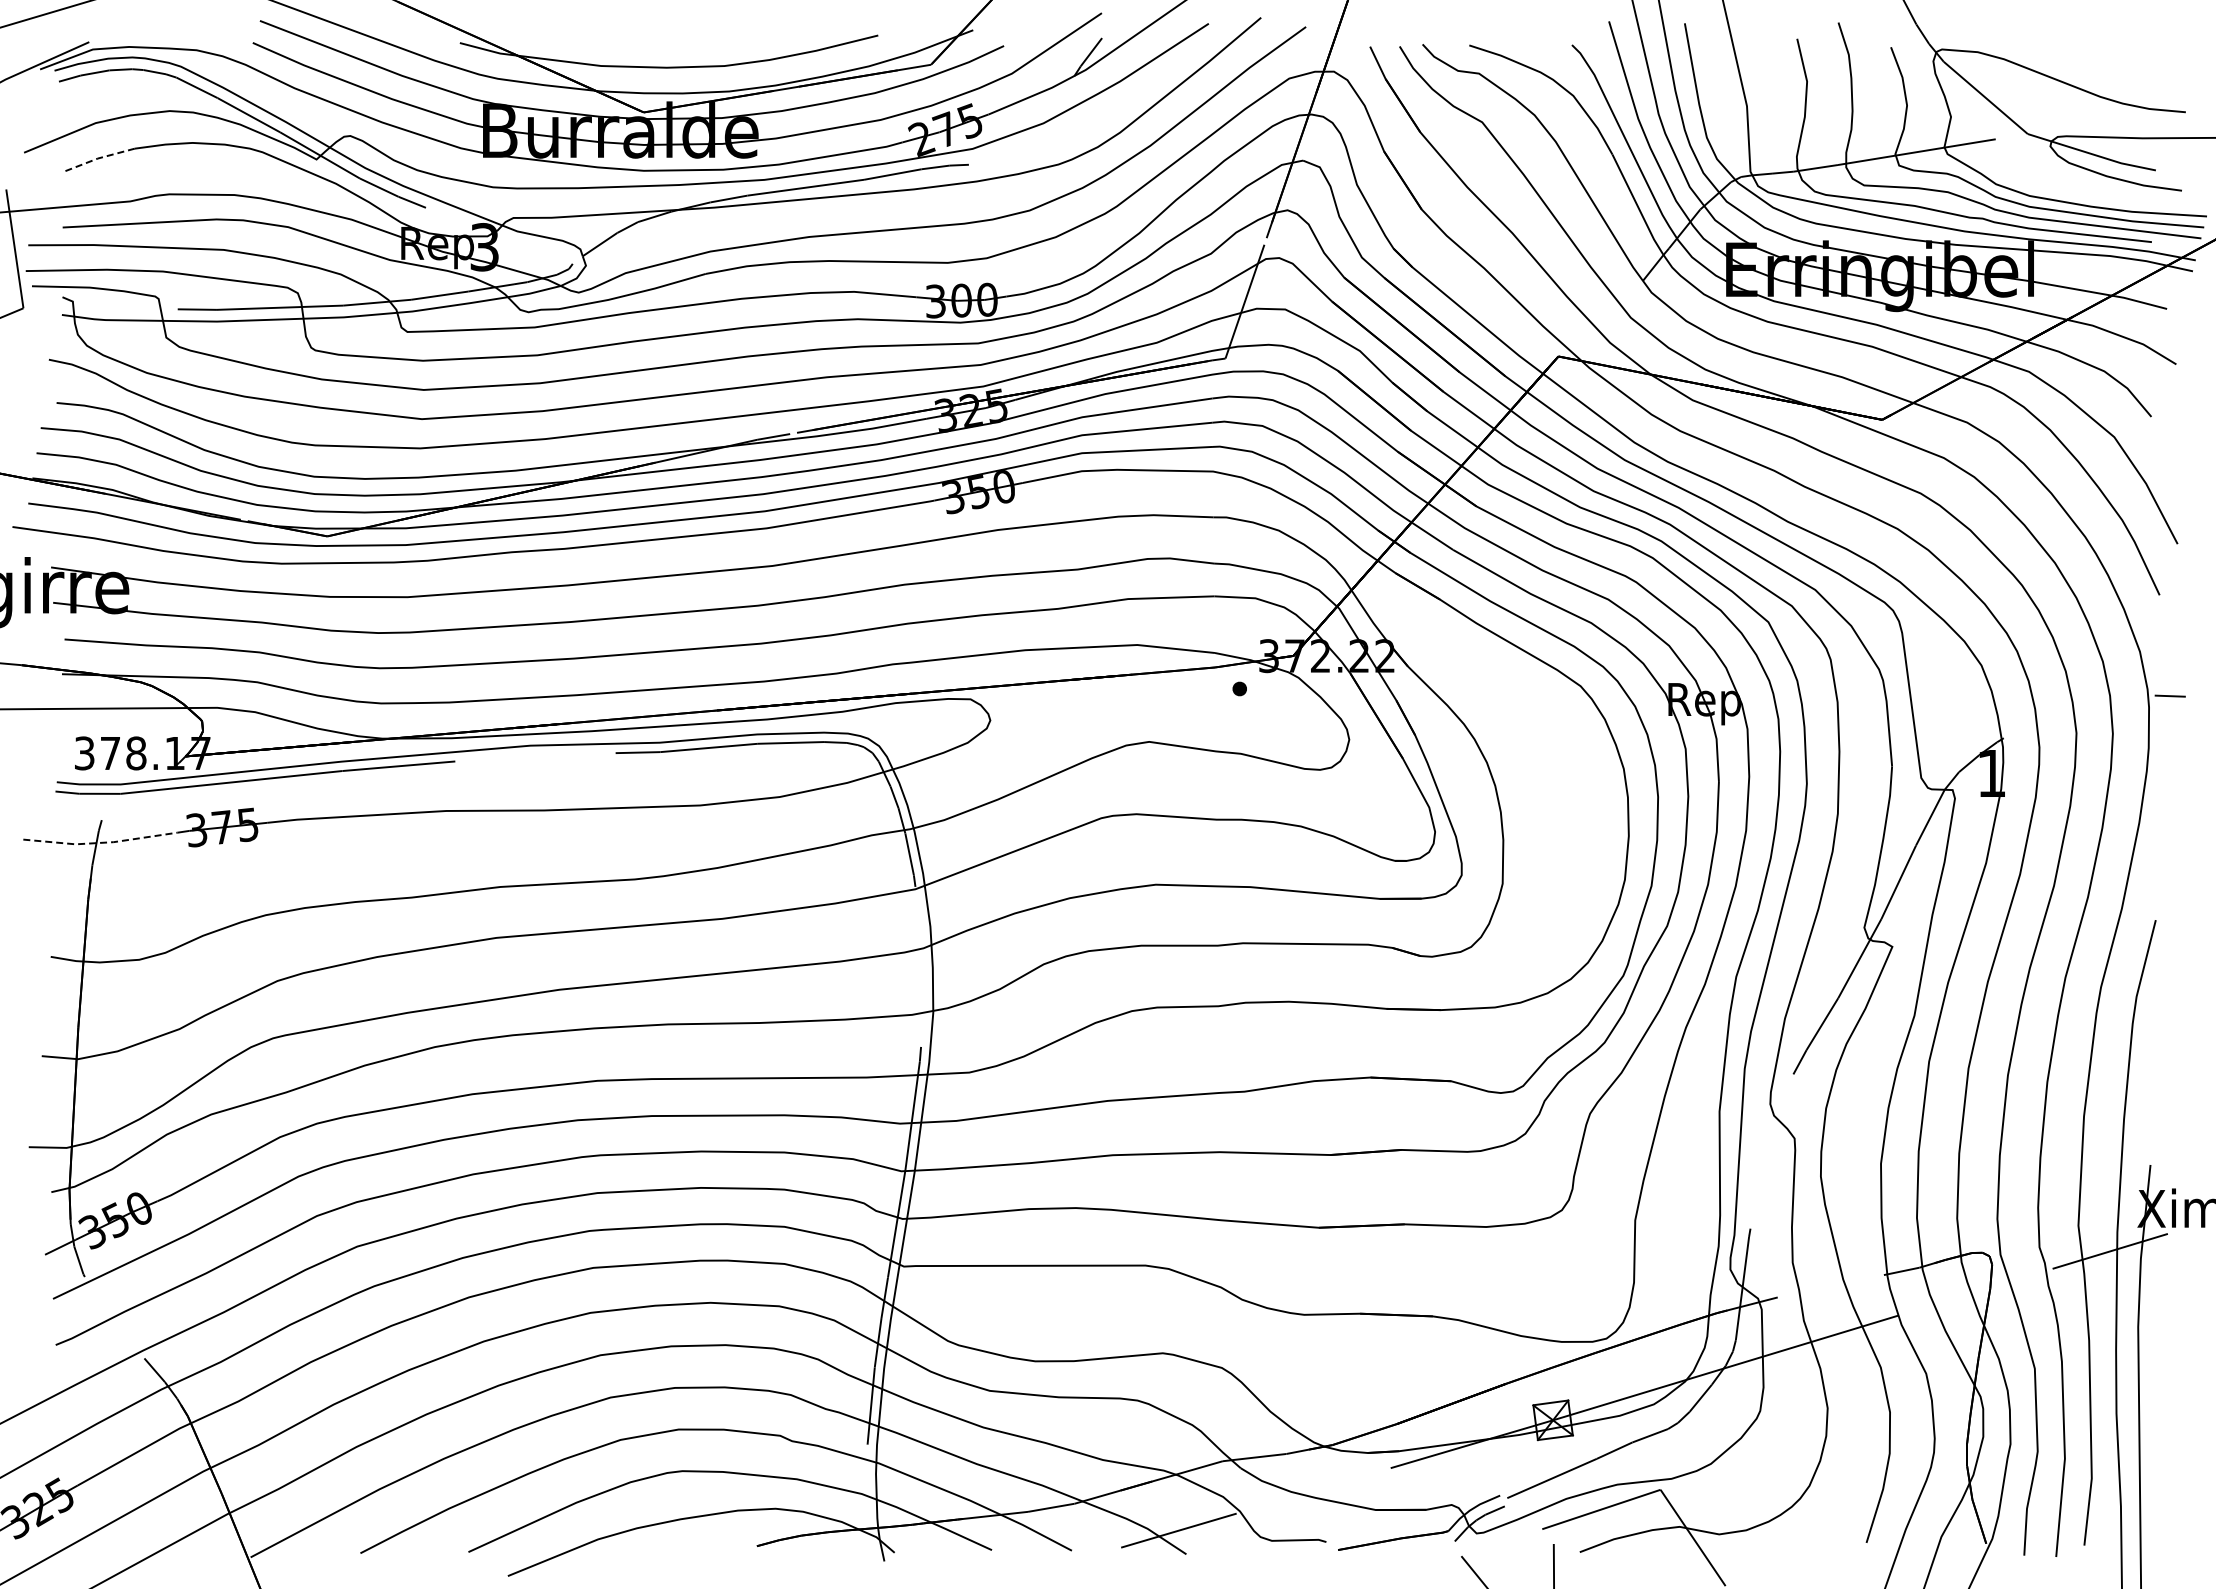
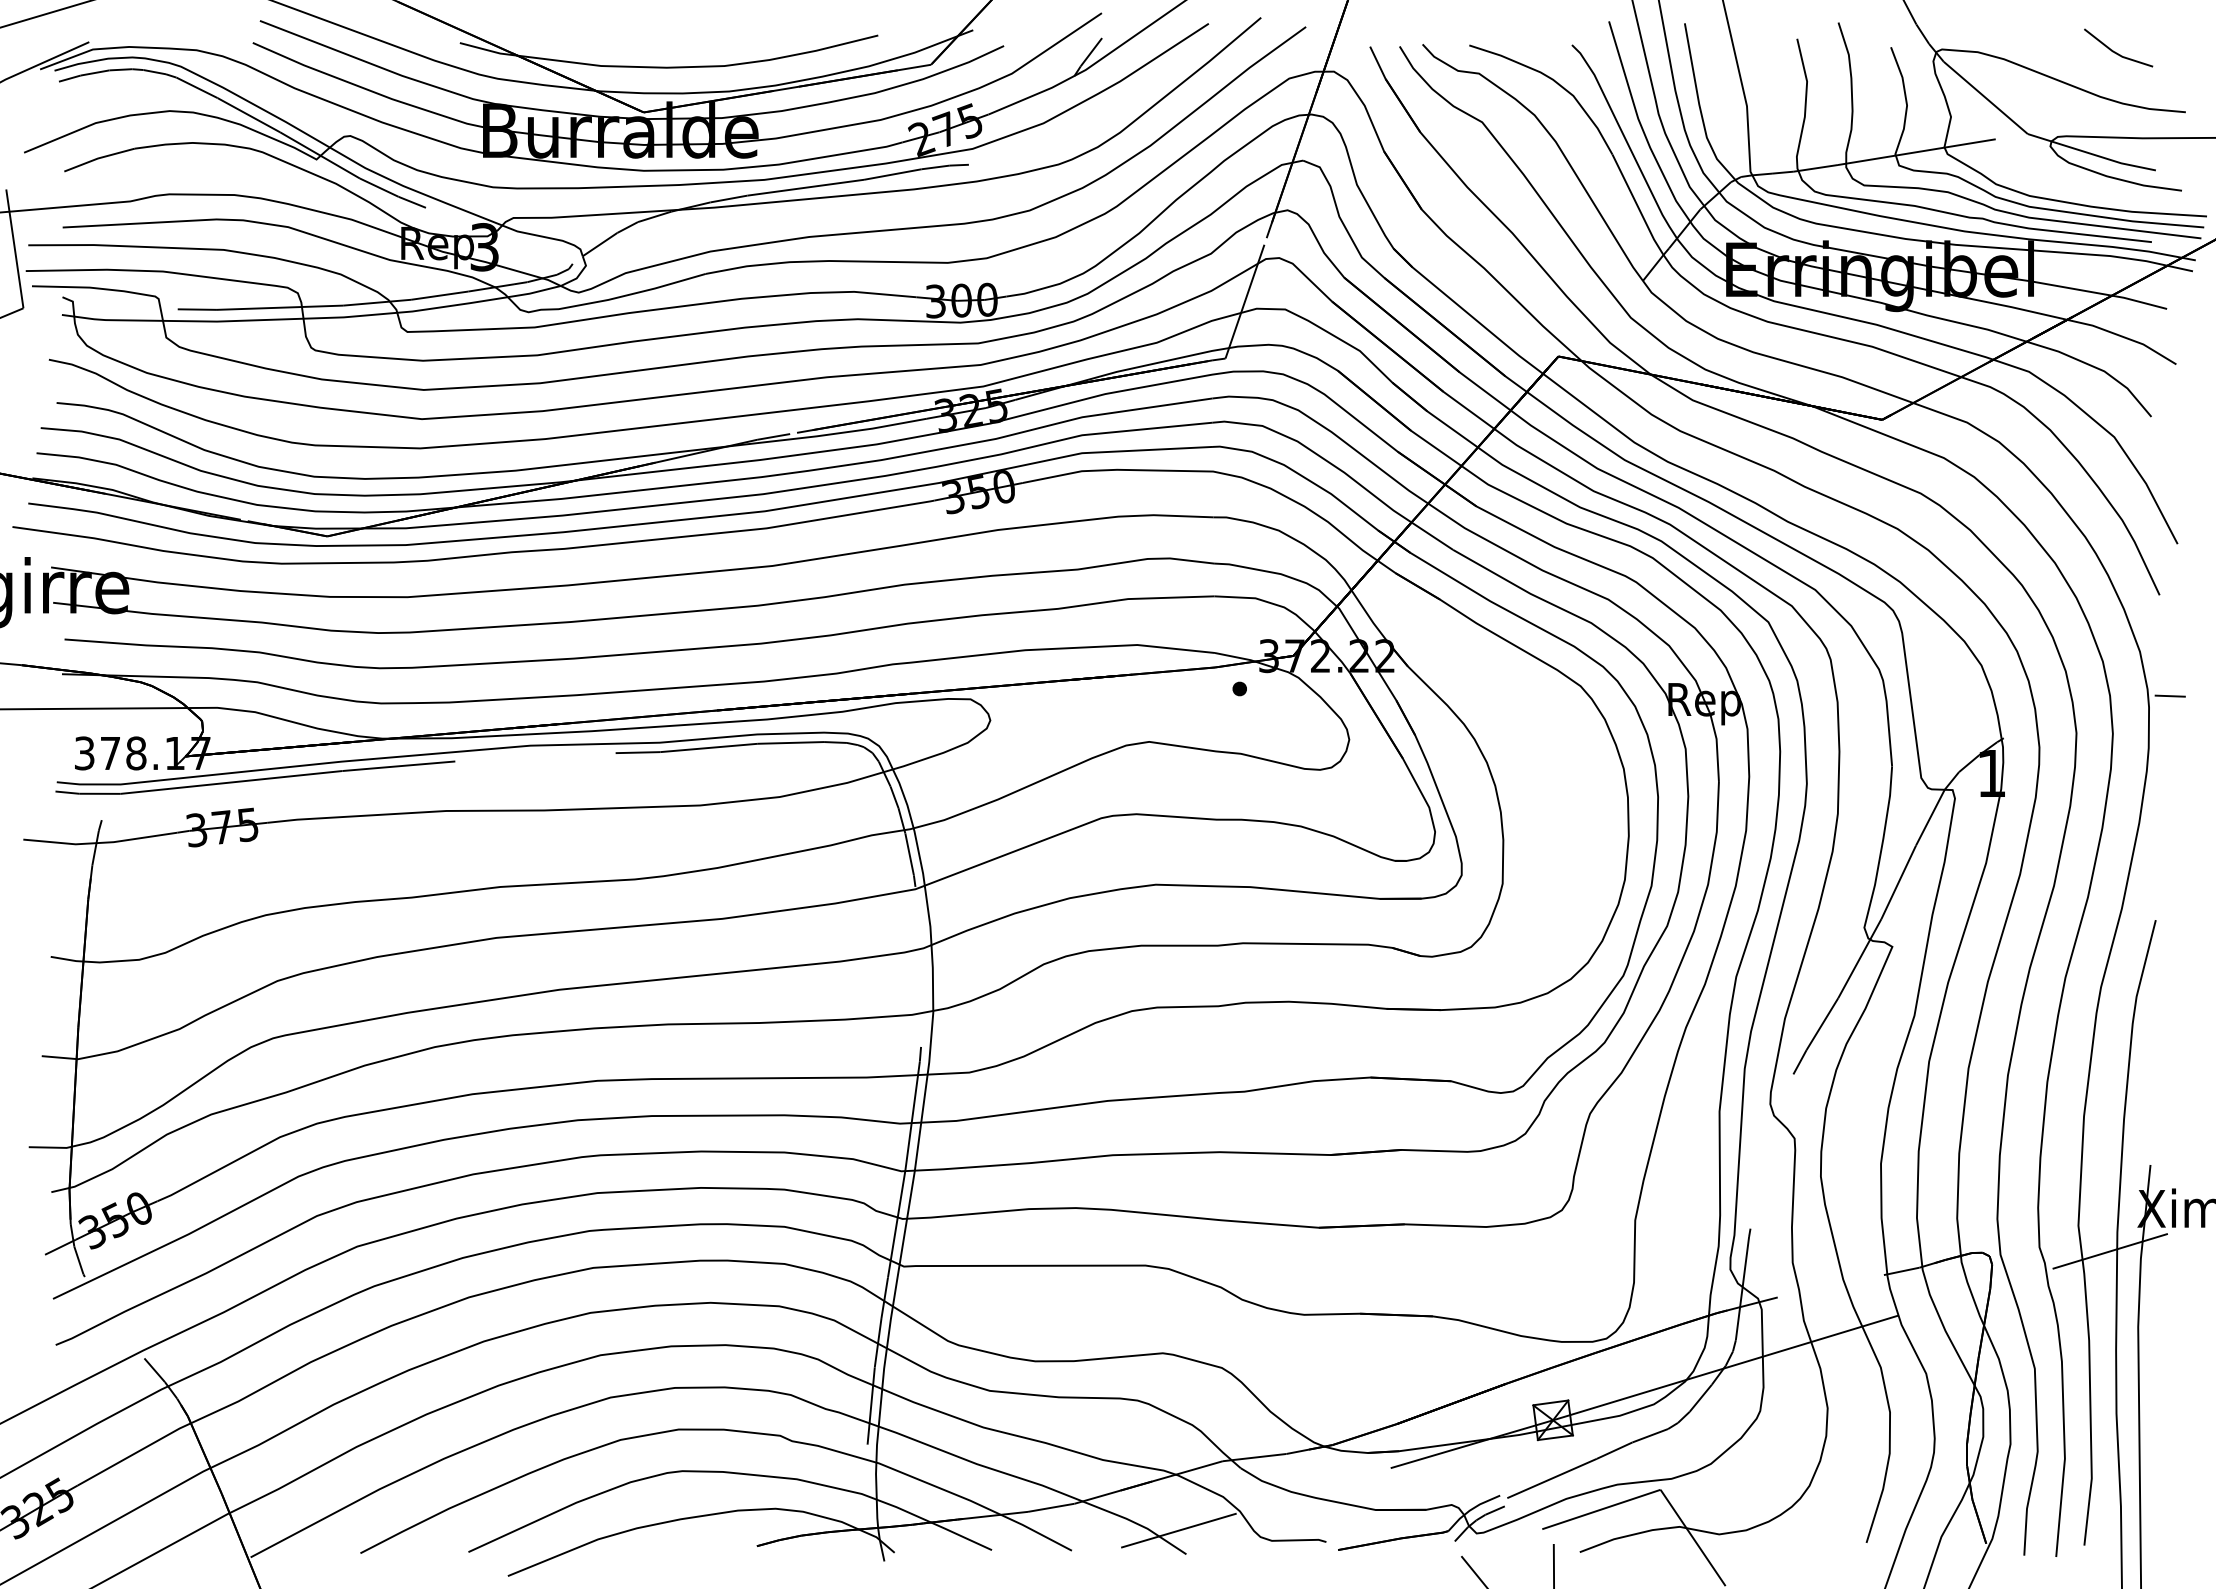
line: none -> present (2115, 51)
line: dashed -> solid (97, 158)
line: dashed -> solid (101, 842)
